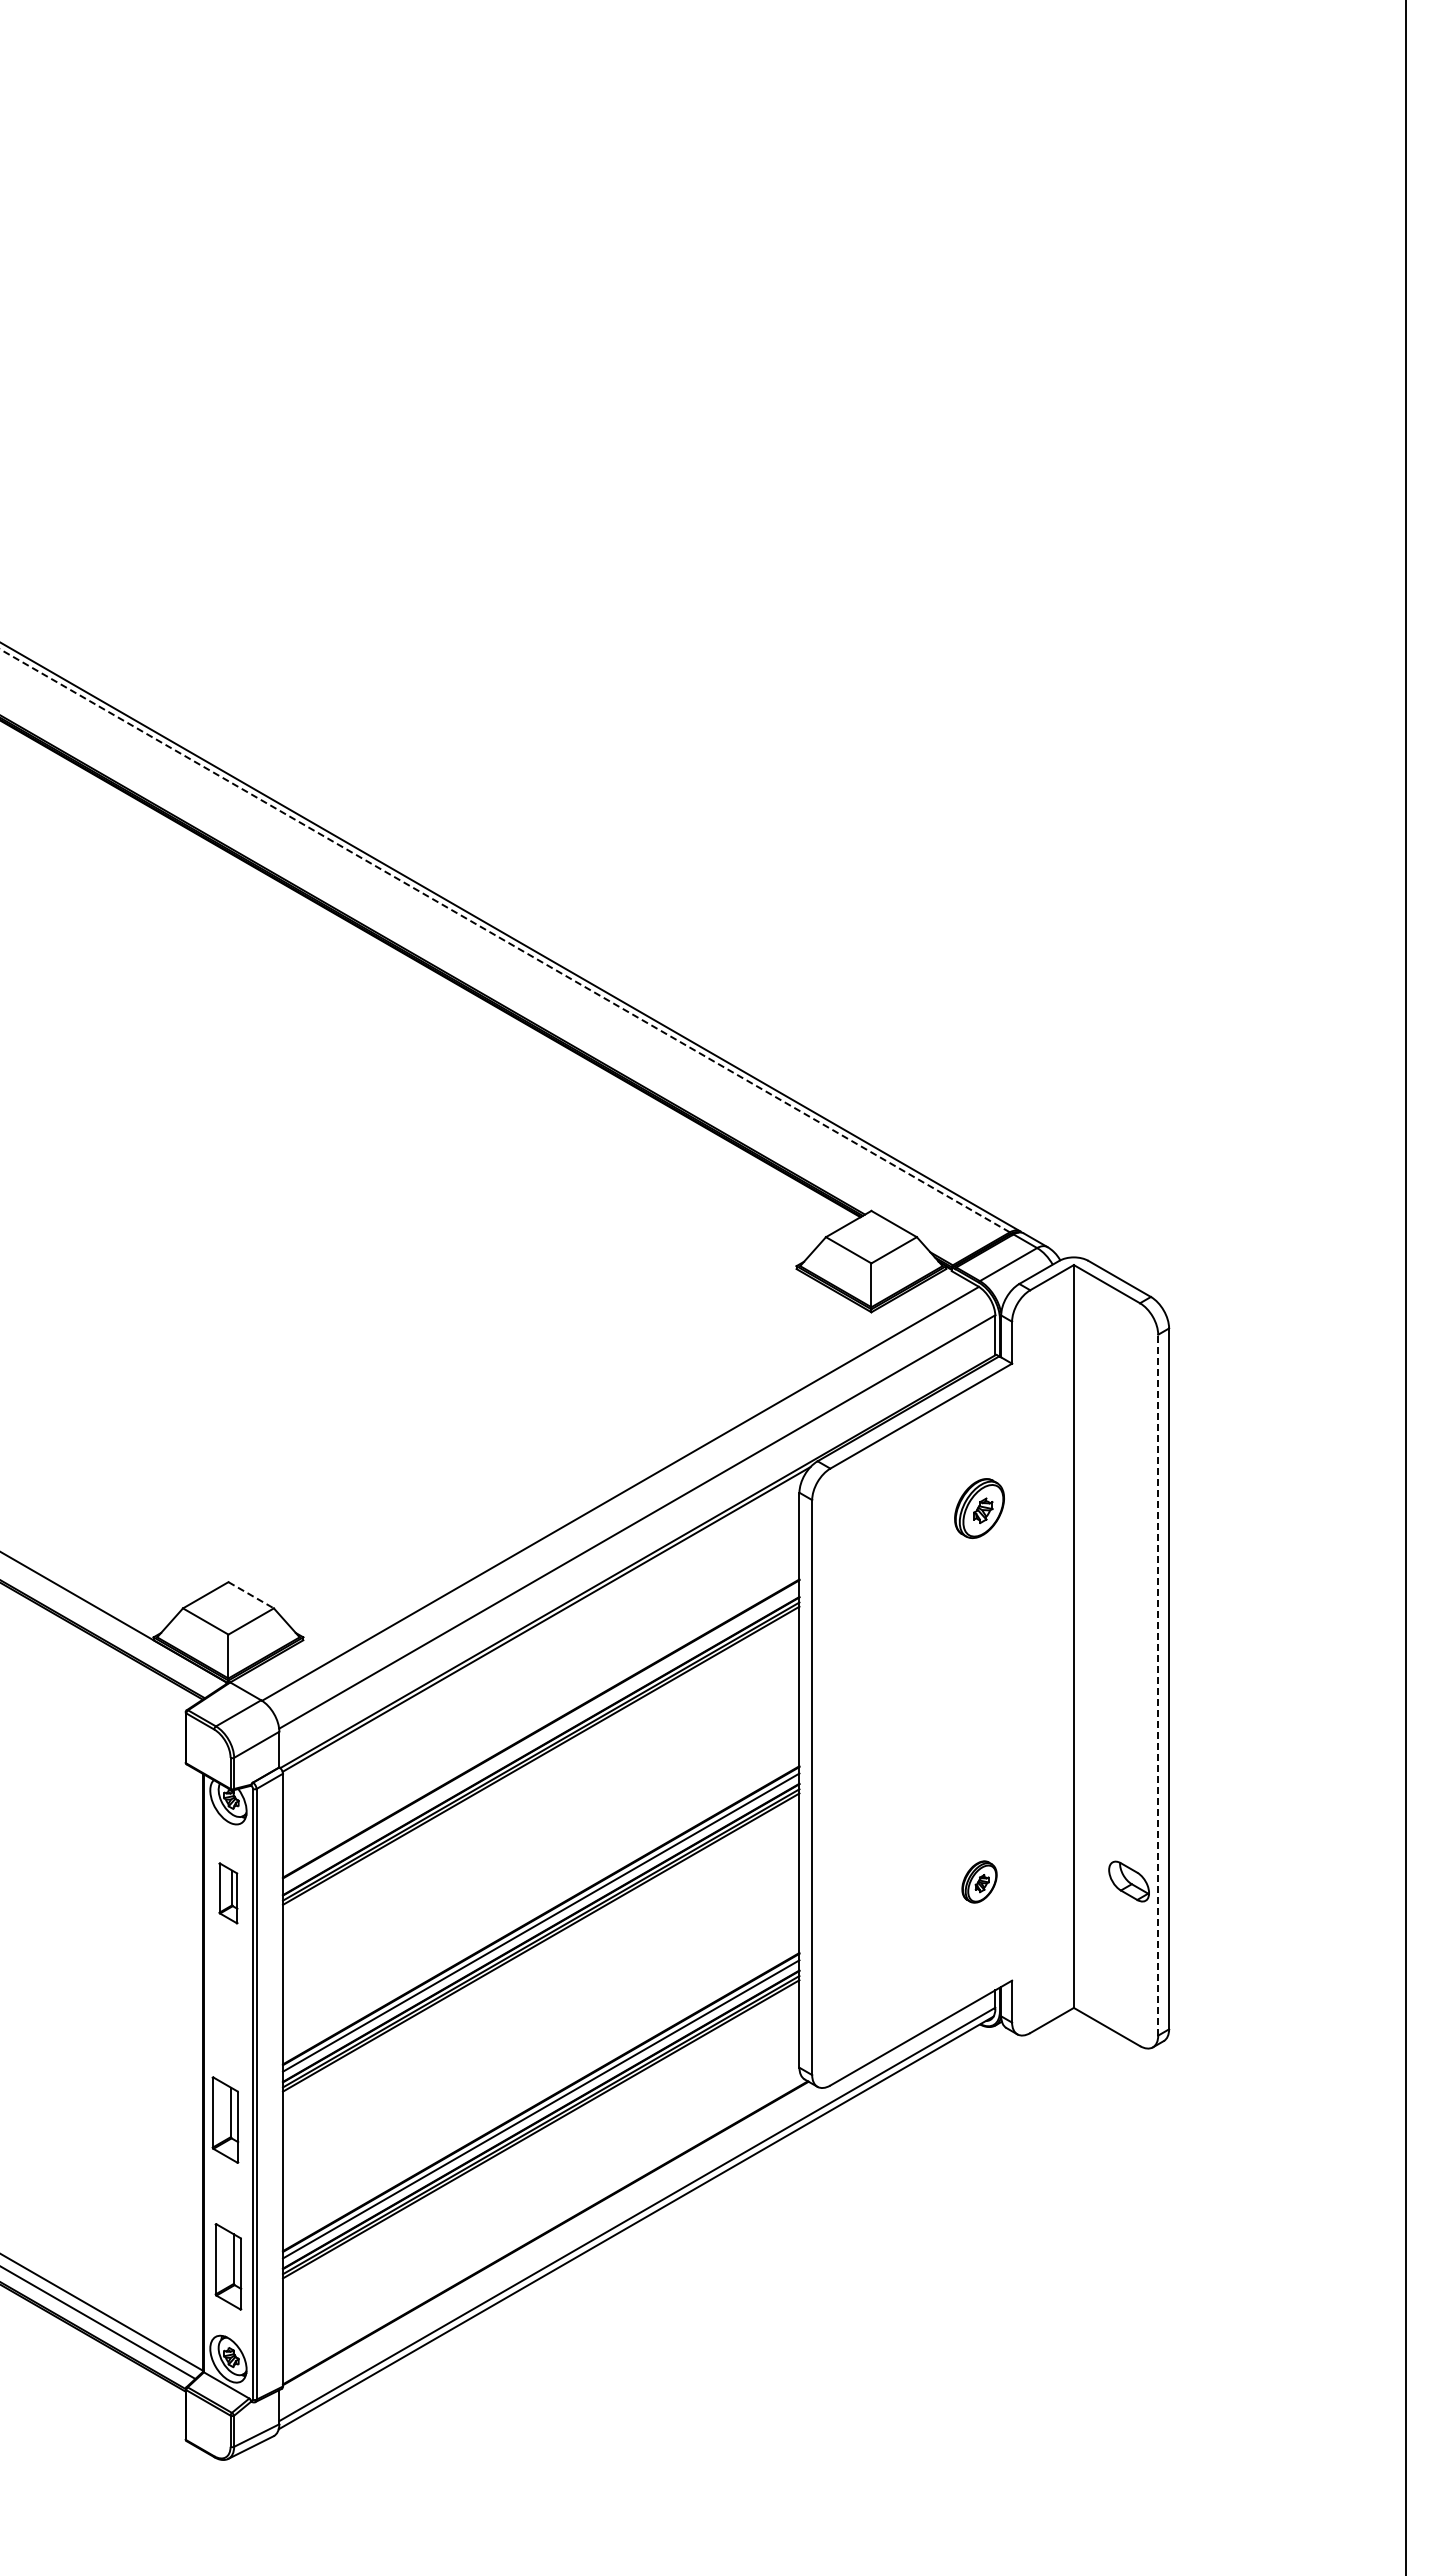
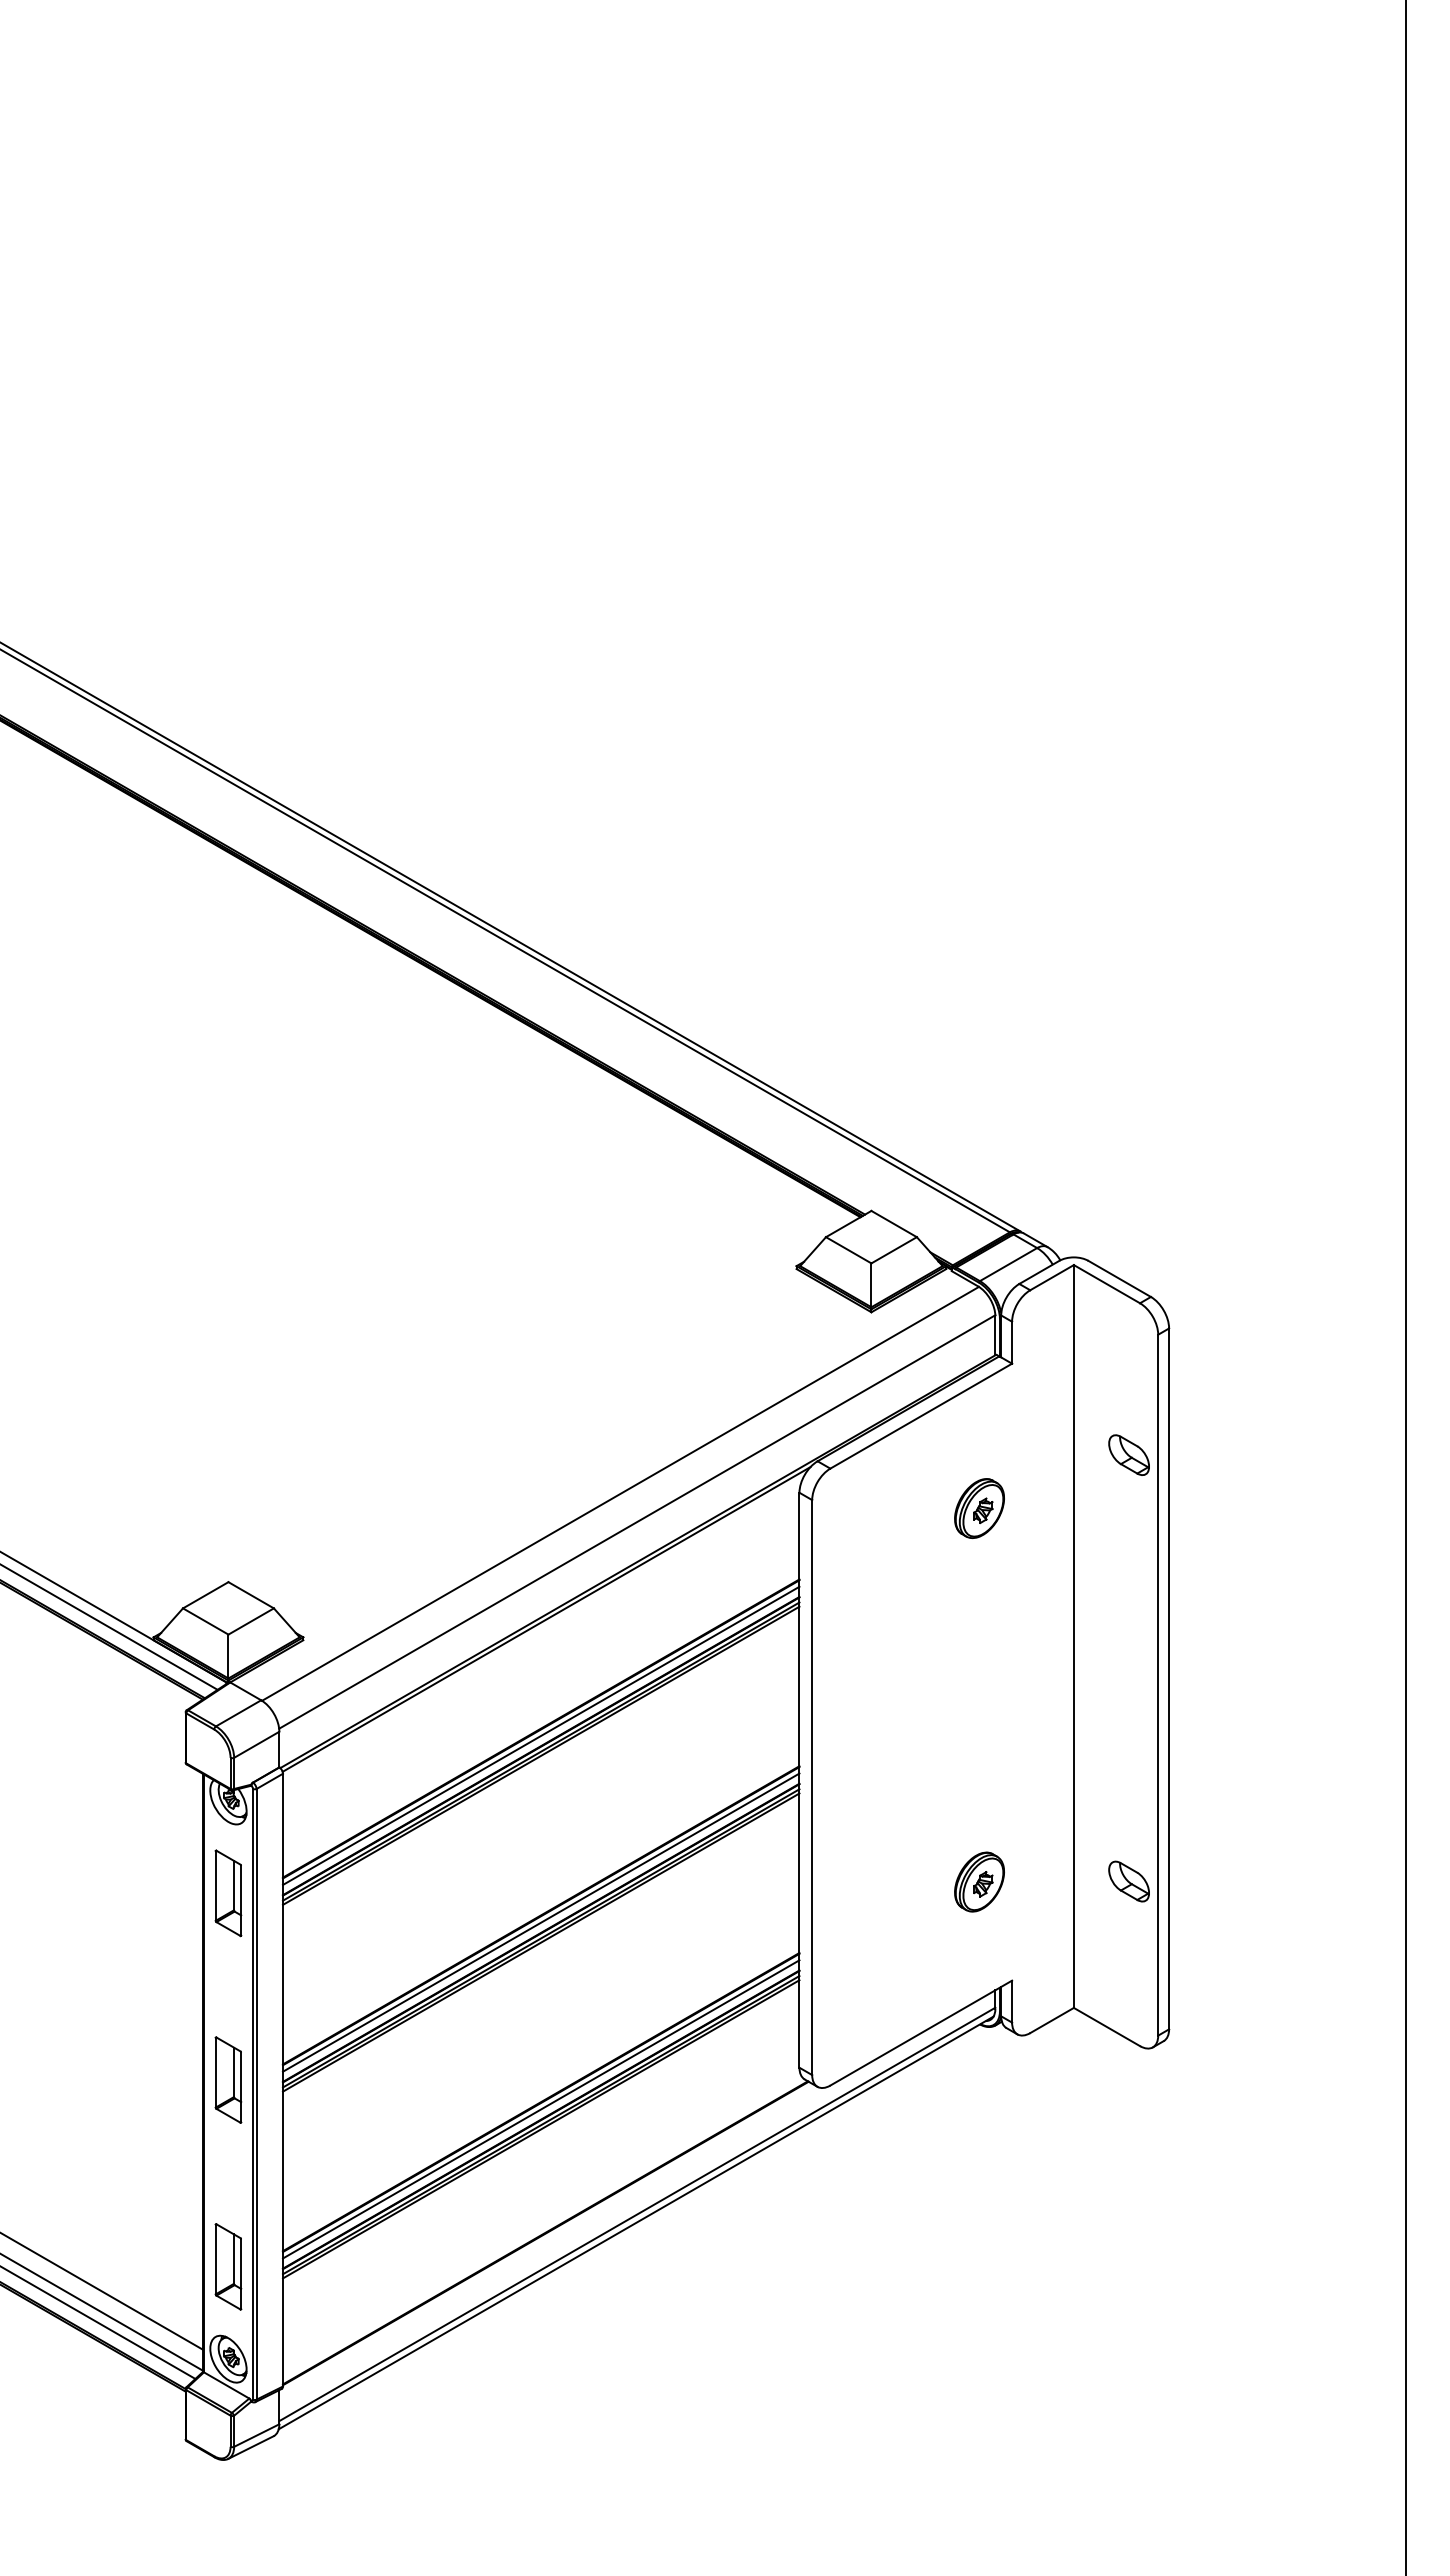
line: dashed -> solid (505, 940)
part: none -> present (1128, 1454)
line: dashed -> solid (251, 1595)
line: none -> present (109, 1627)
line: dashed -> solid (1158, 1684)
line: none -> present (540, 1735)
part size: 37x44 px -> 51x62 px (979, 1881)
part size: 21x63 px -> 29x89 px (228, 1893)
part position: (225, 2119) -> (228, 2079) (228, 2079)
line: none -> present (102, 2291)
